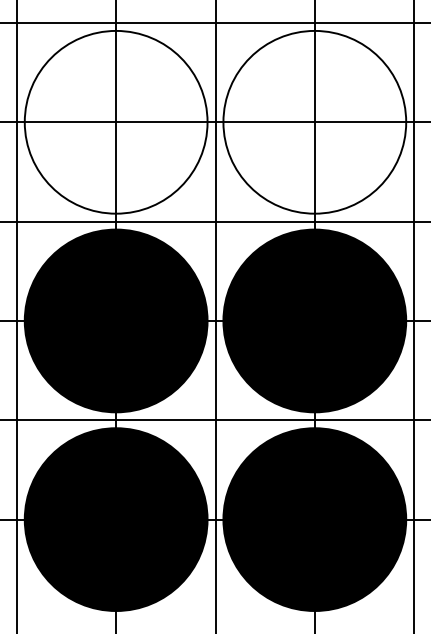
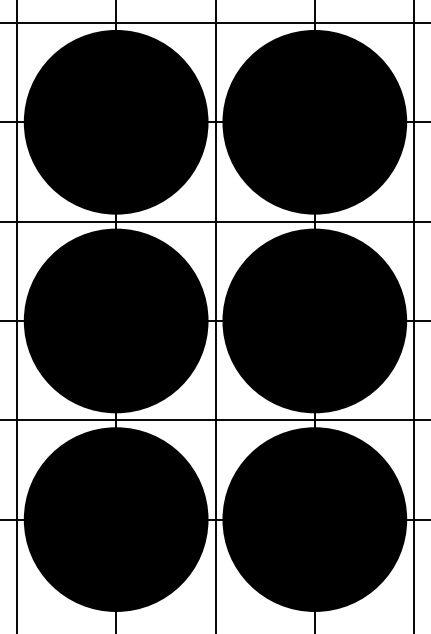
fill: none -> present (115, 121)
fill: none -> present (314, 121)
